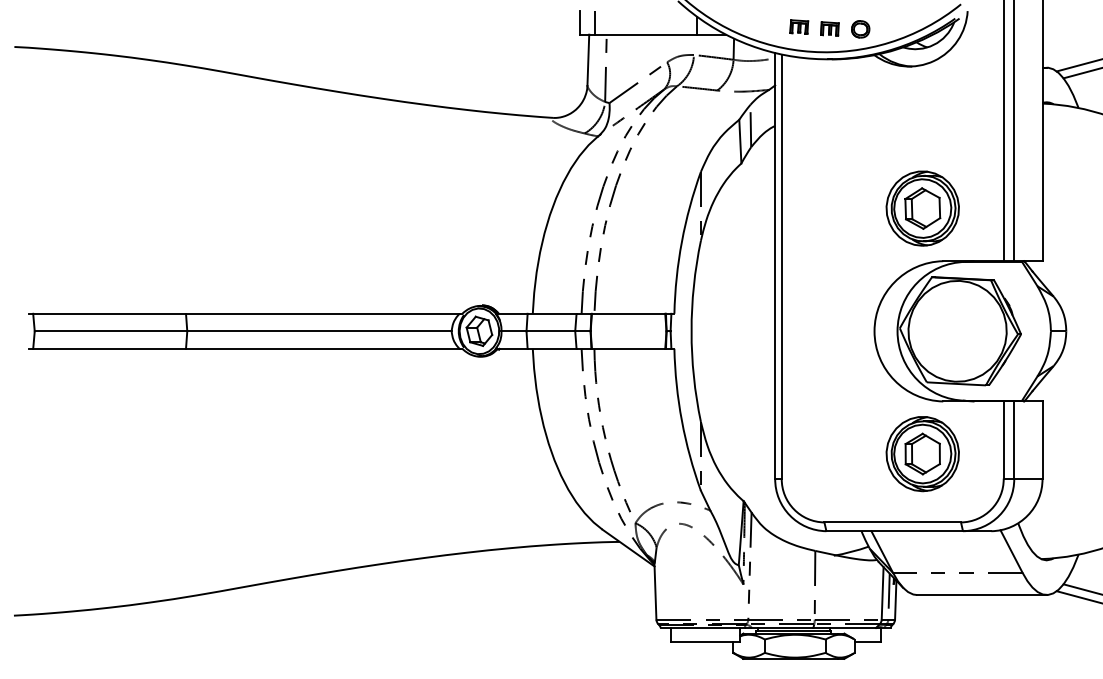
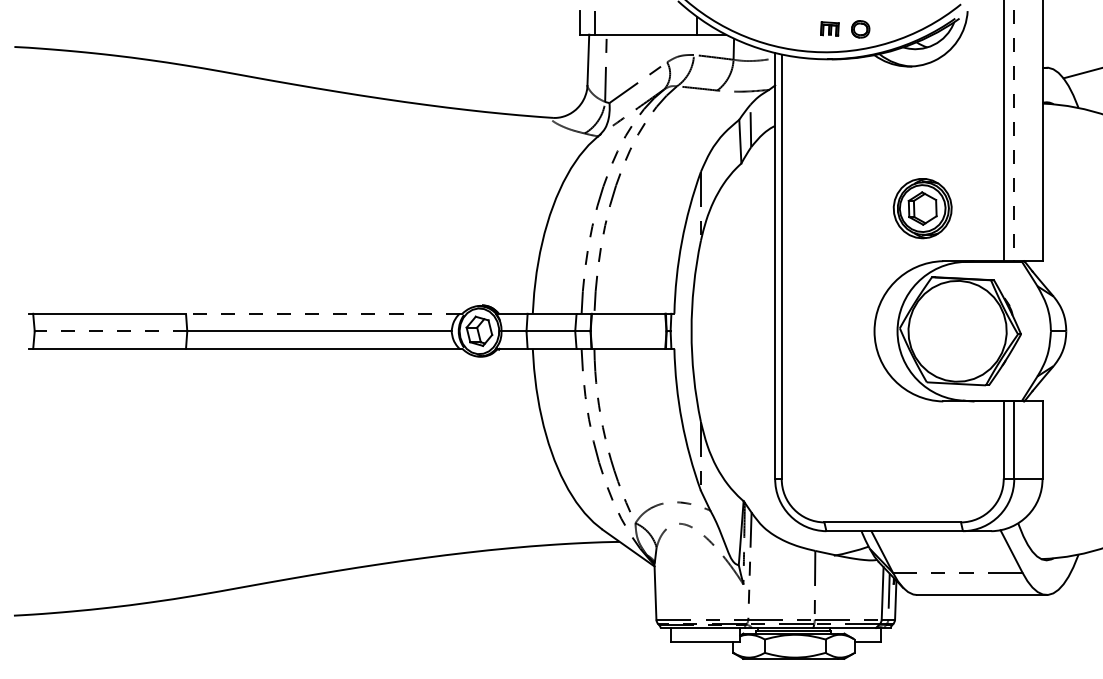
part: present -> none (799, 26)
line: present -> none (1077, 65)
line: solid -> dashed (1014, 131)
part size: 75x77 px -> 61x62 px (922, 208)
line: solid -> dashed (322, 313)
line: solid -> dashed (110, 331)
part: present -> none (922, 454)
line: present -> none (1081, 588)
line: present -> none (1077, 596)
